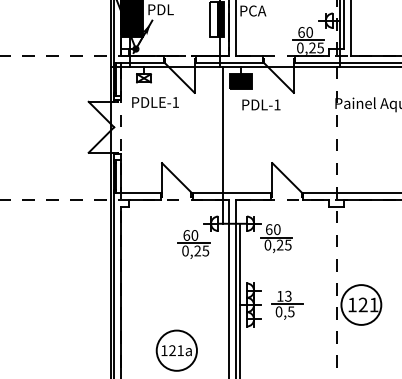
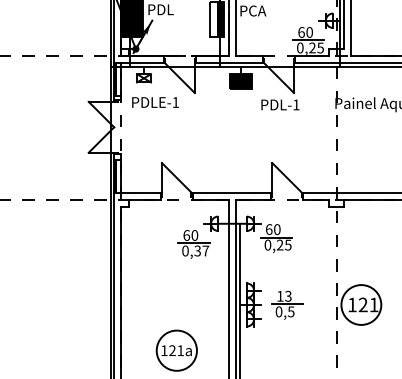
text position: (261, 104) -> (280, 104) (280, 104)
line: present -> none (223, 145)
text: 0,25 -> 0,37 (201, 250)
